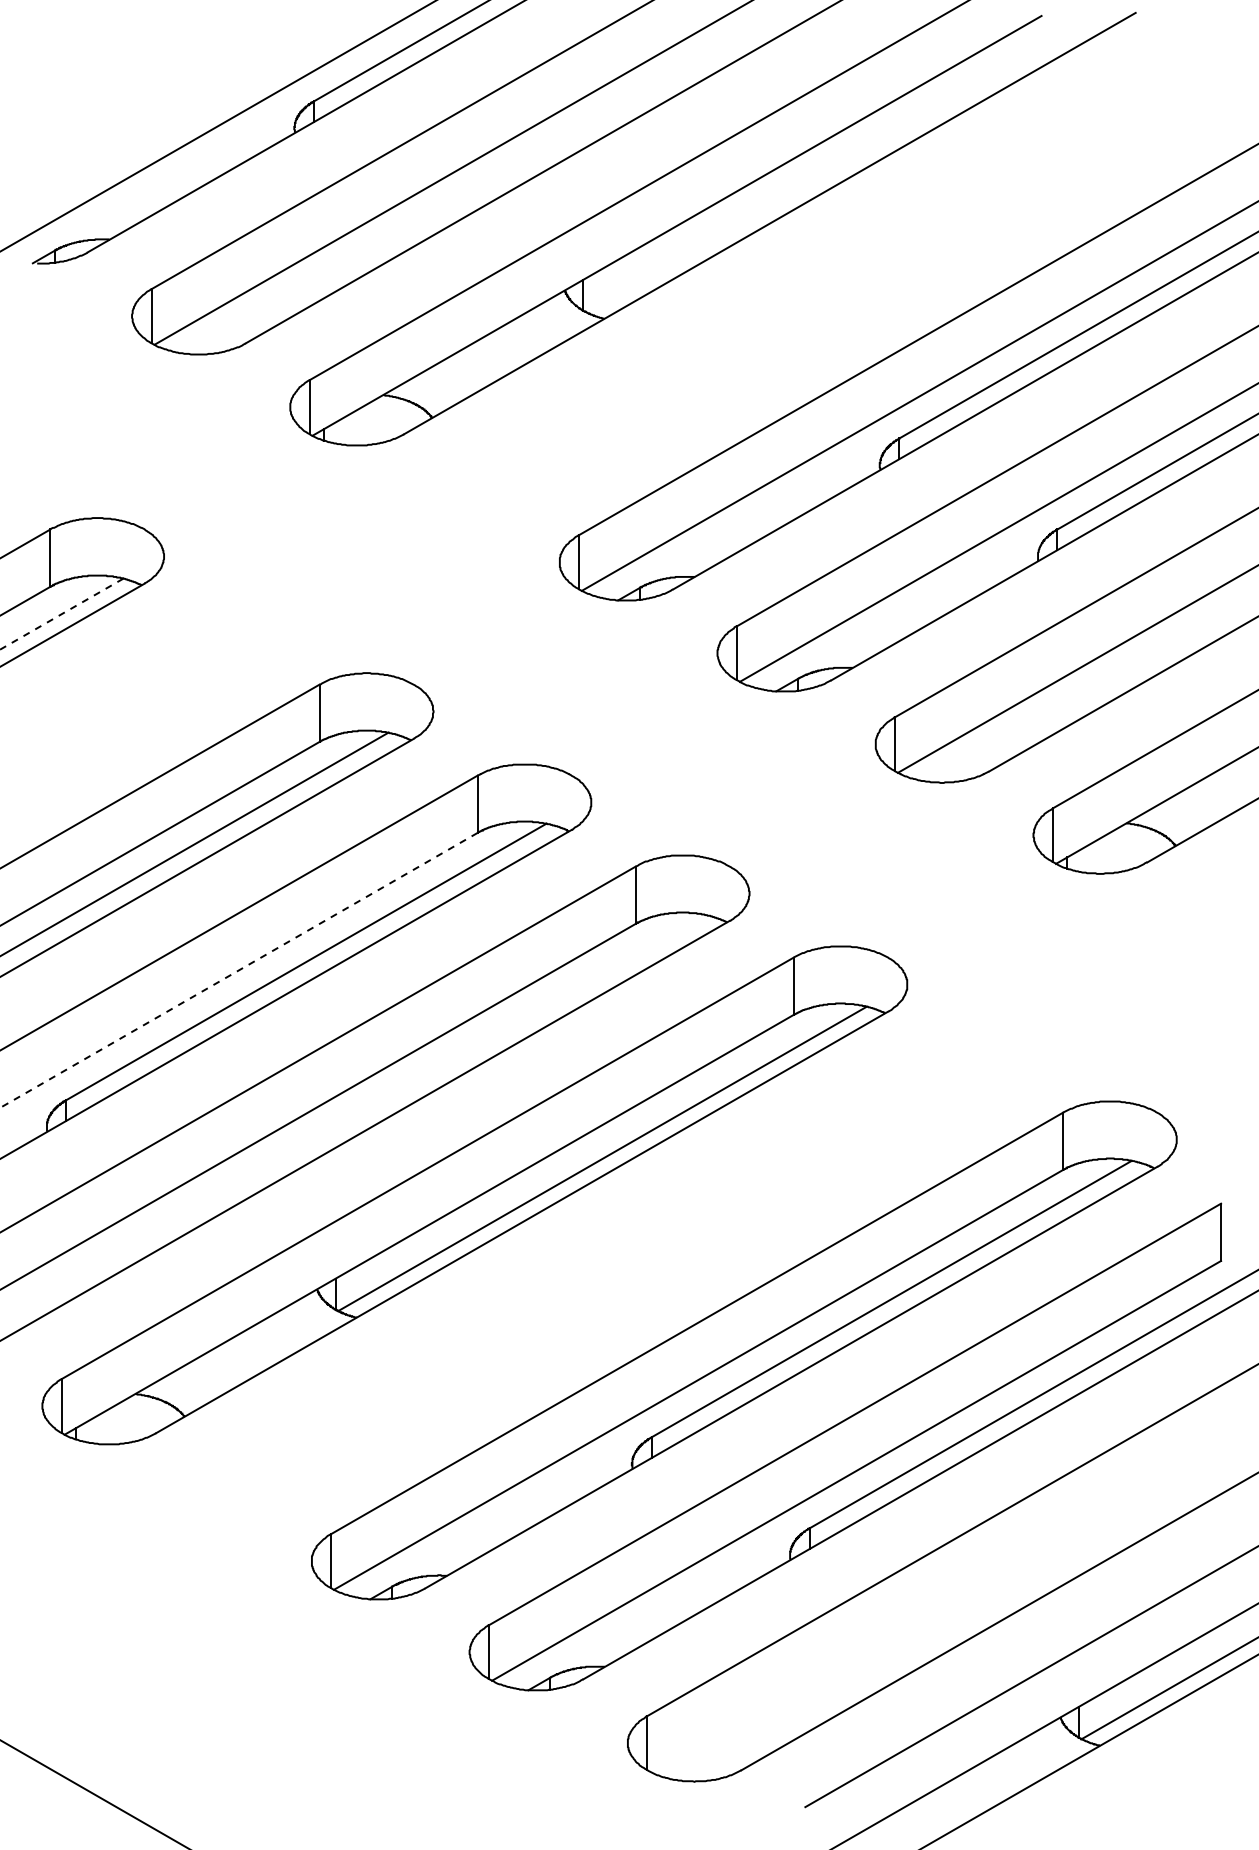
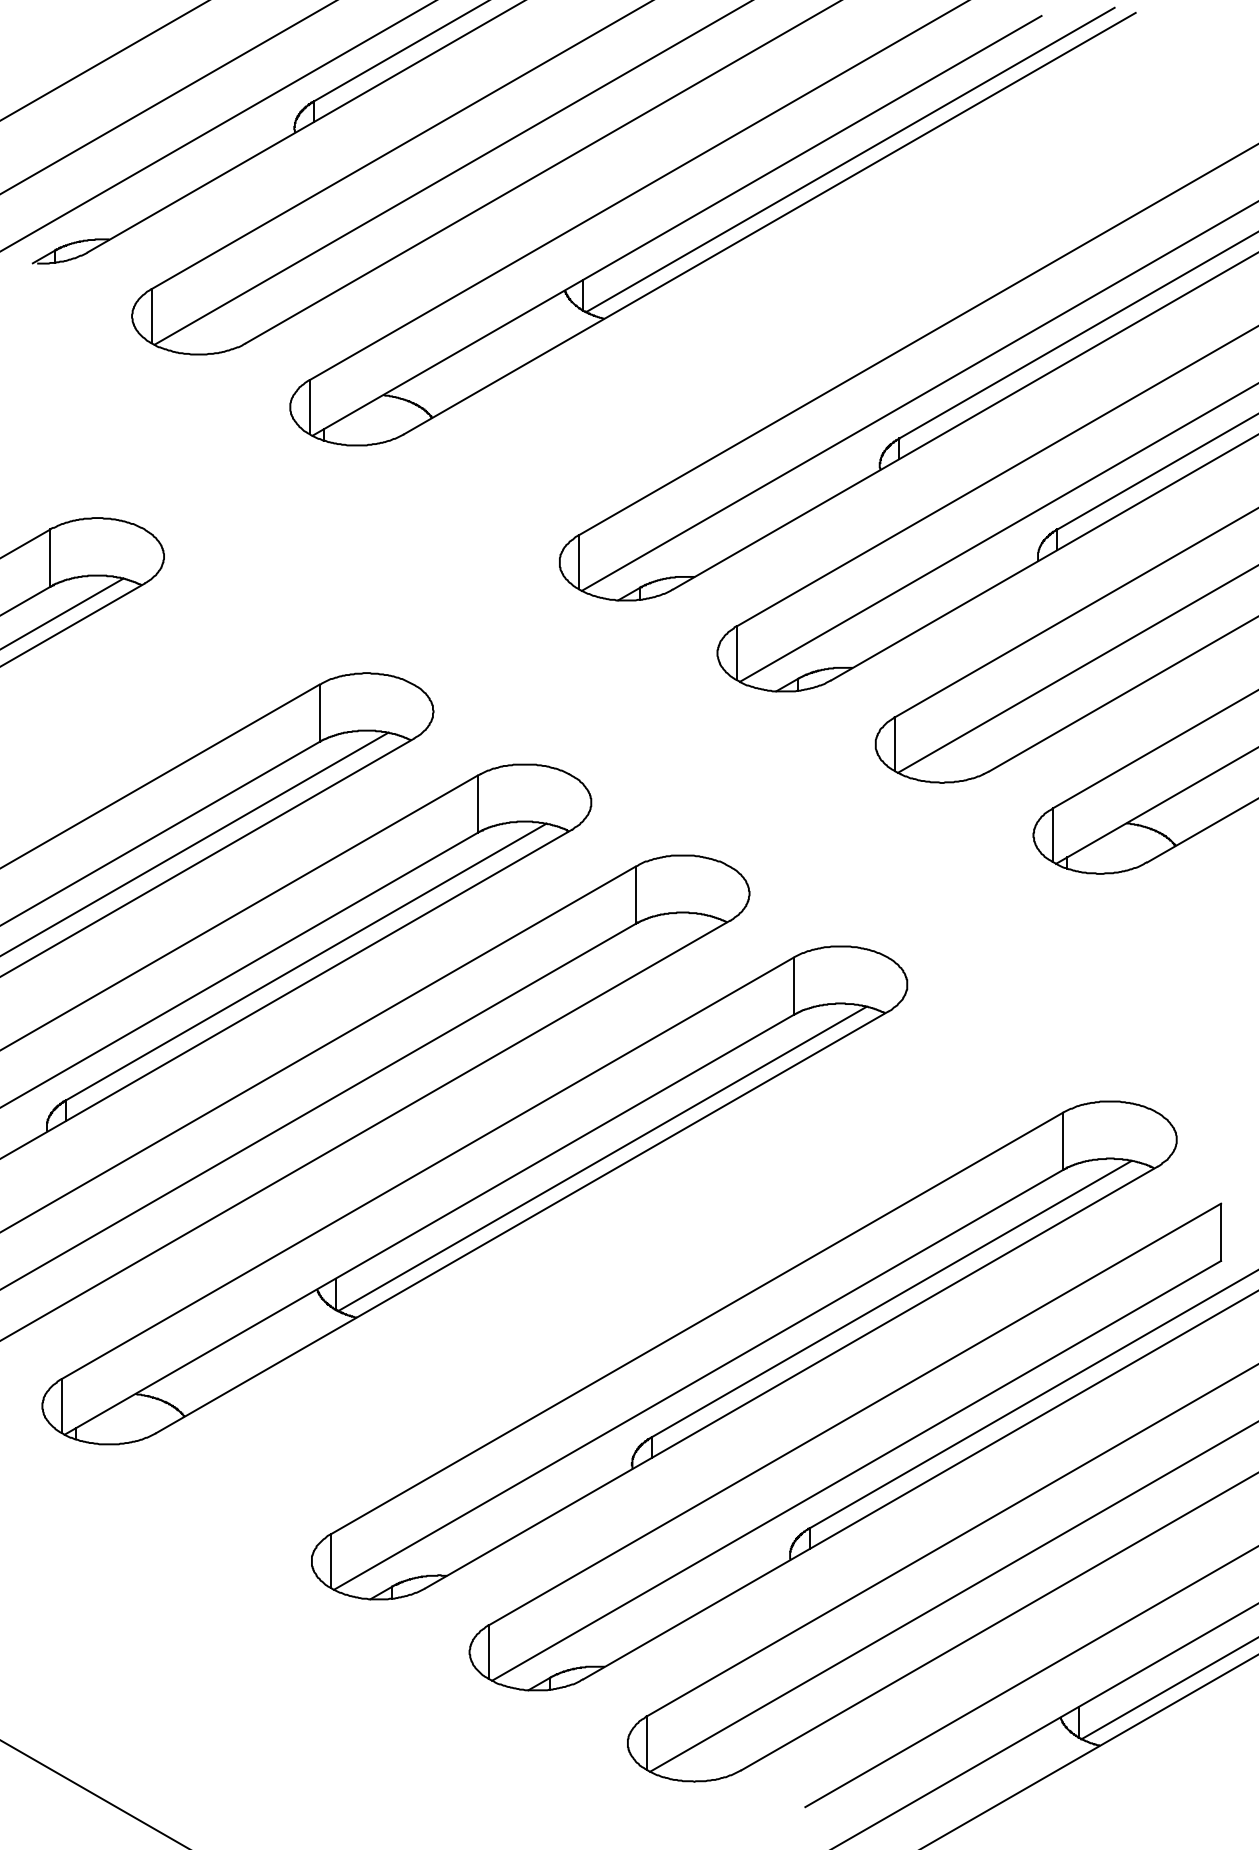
line: none -> present (104, 60)
line: none -> present (167, 97)
line: none -> present (850, 159)
line: dashed -> solid (61, 614)
line: dashed -> solid (238, 970)
line: none -> present (952, 1597)
